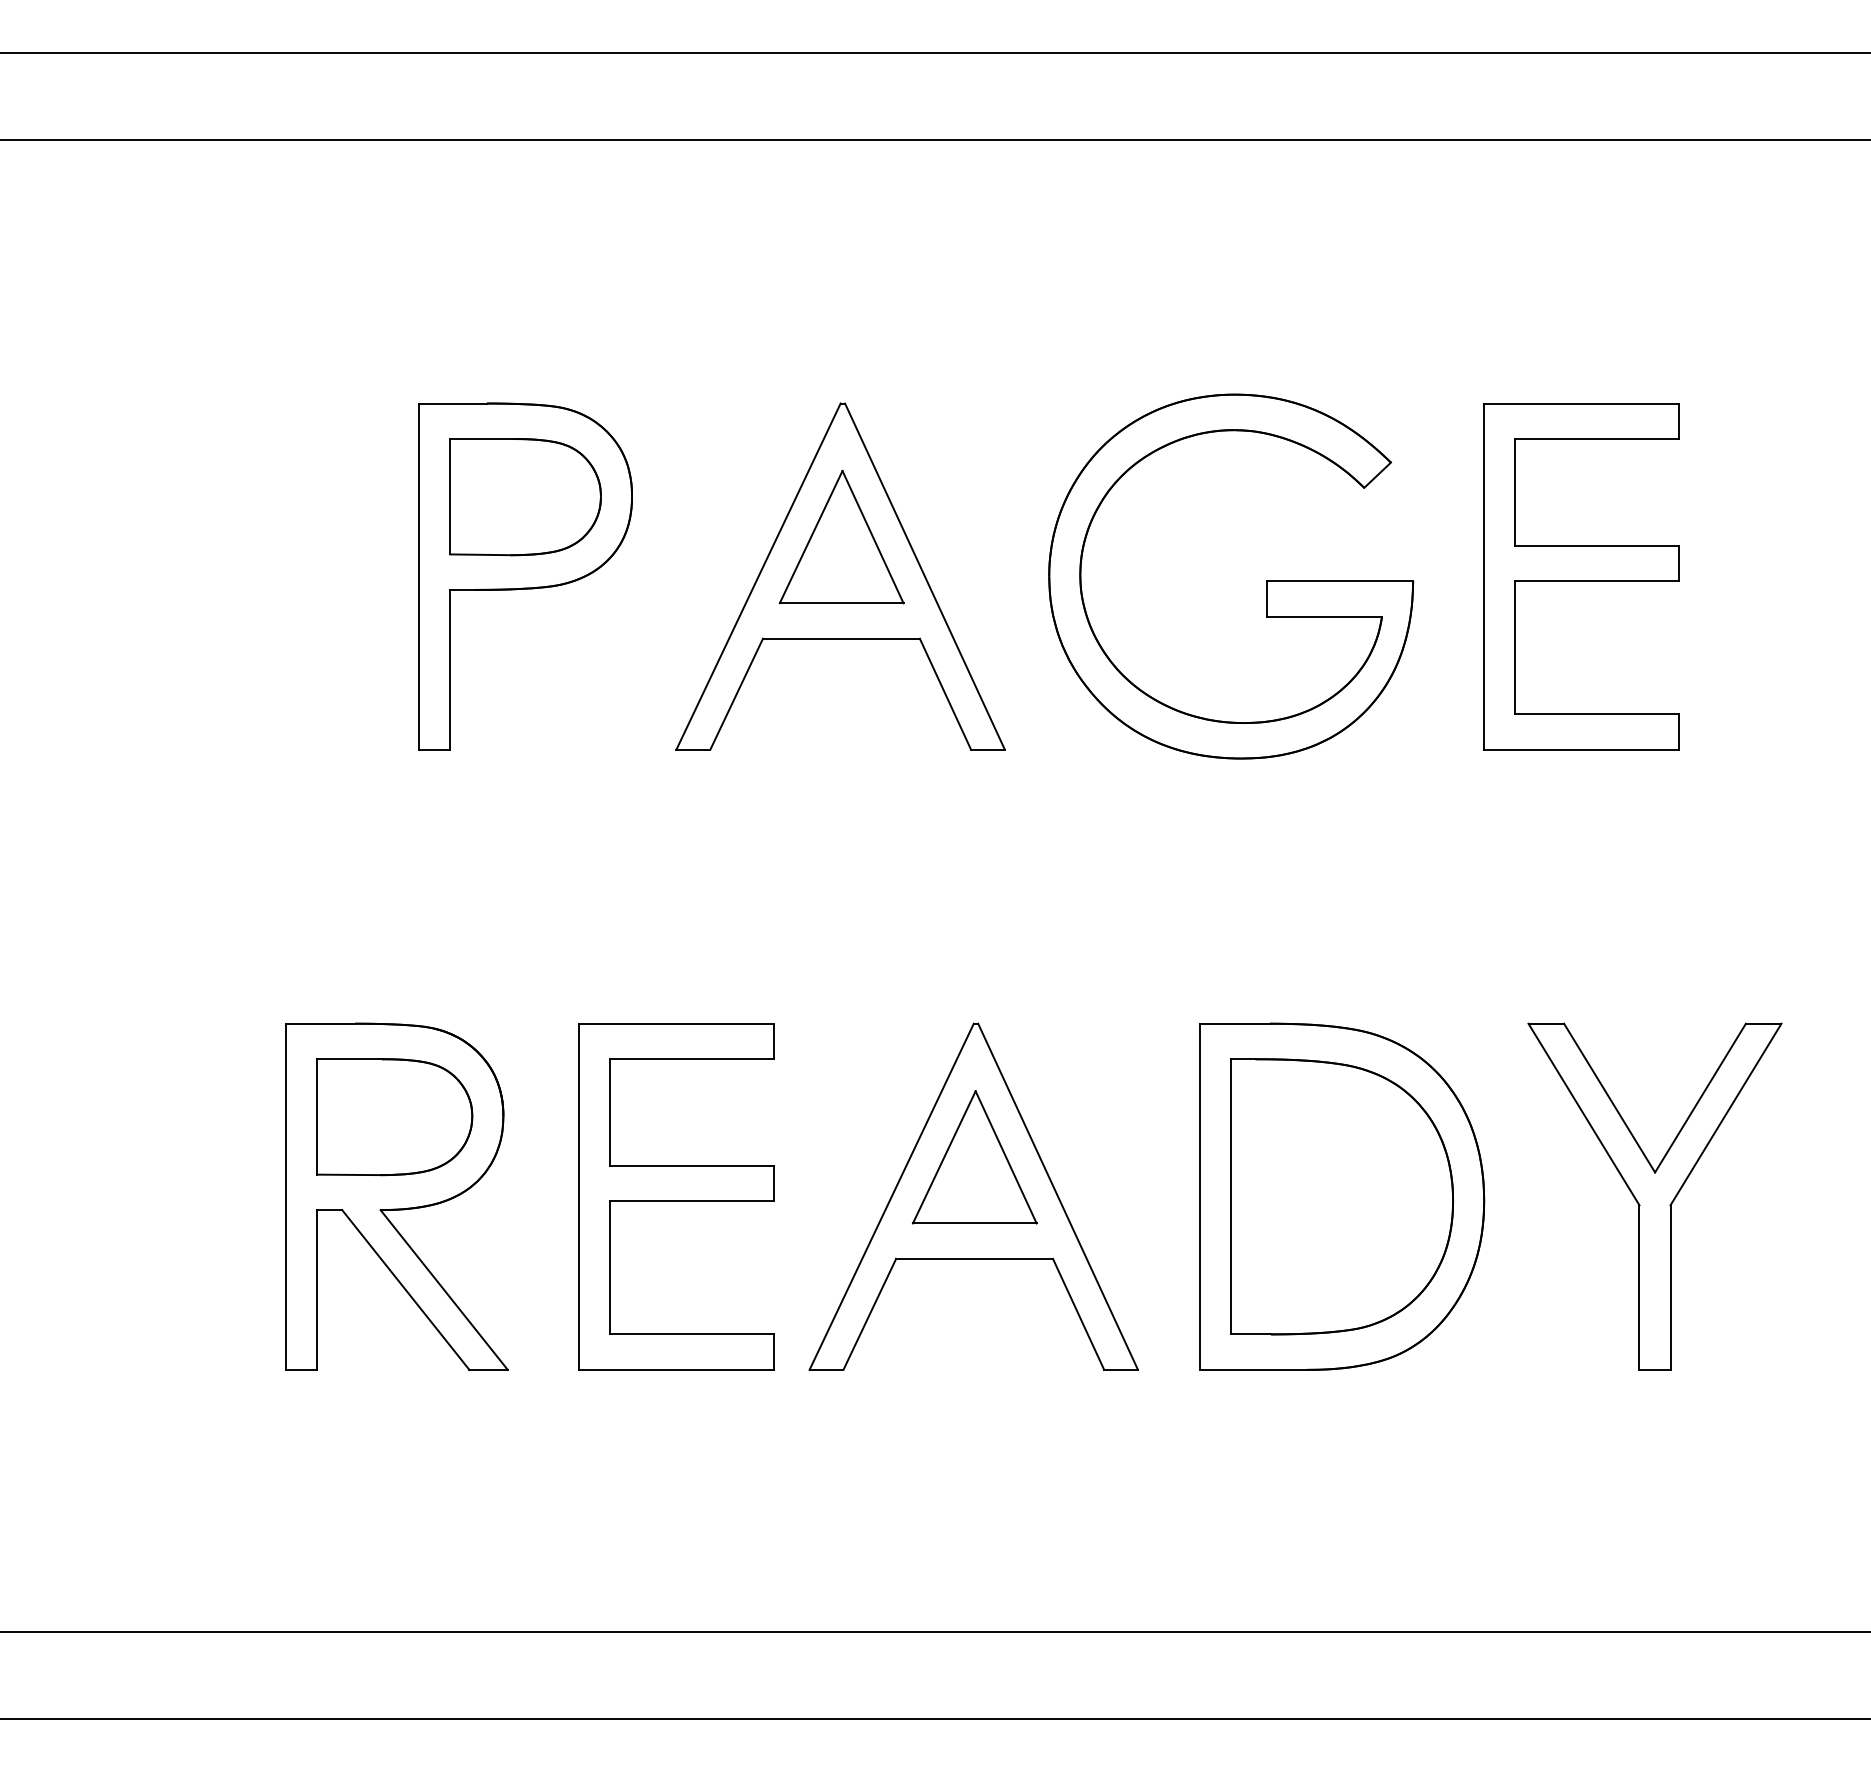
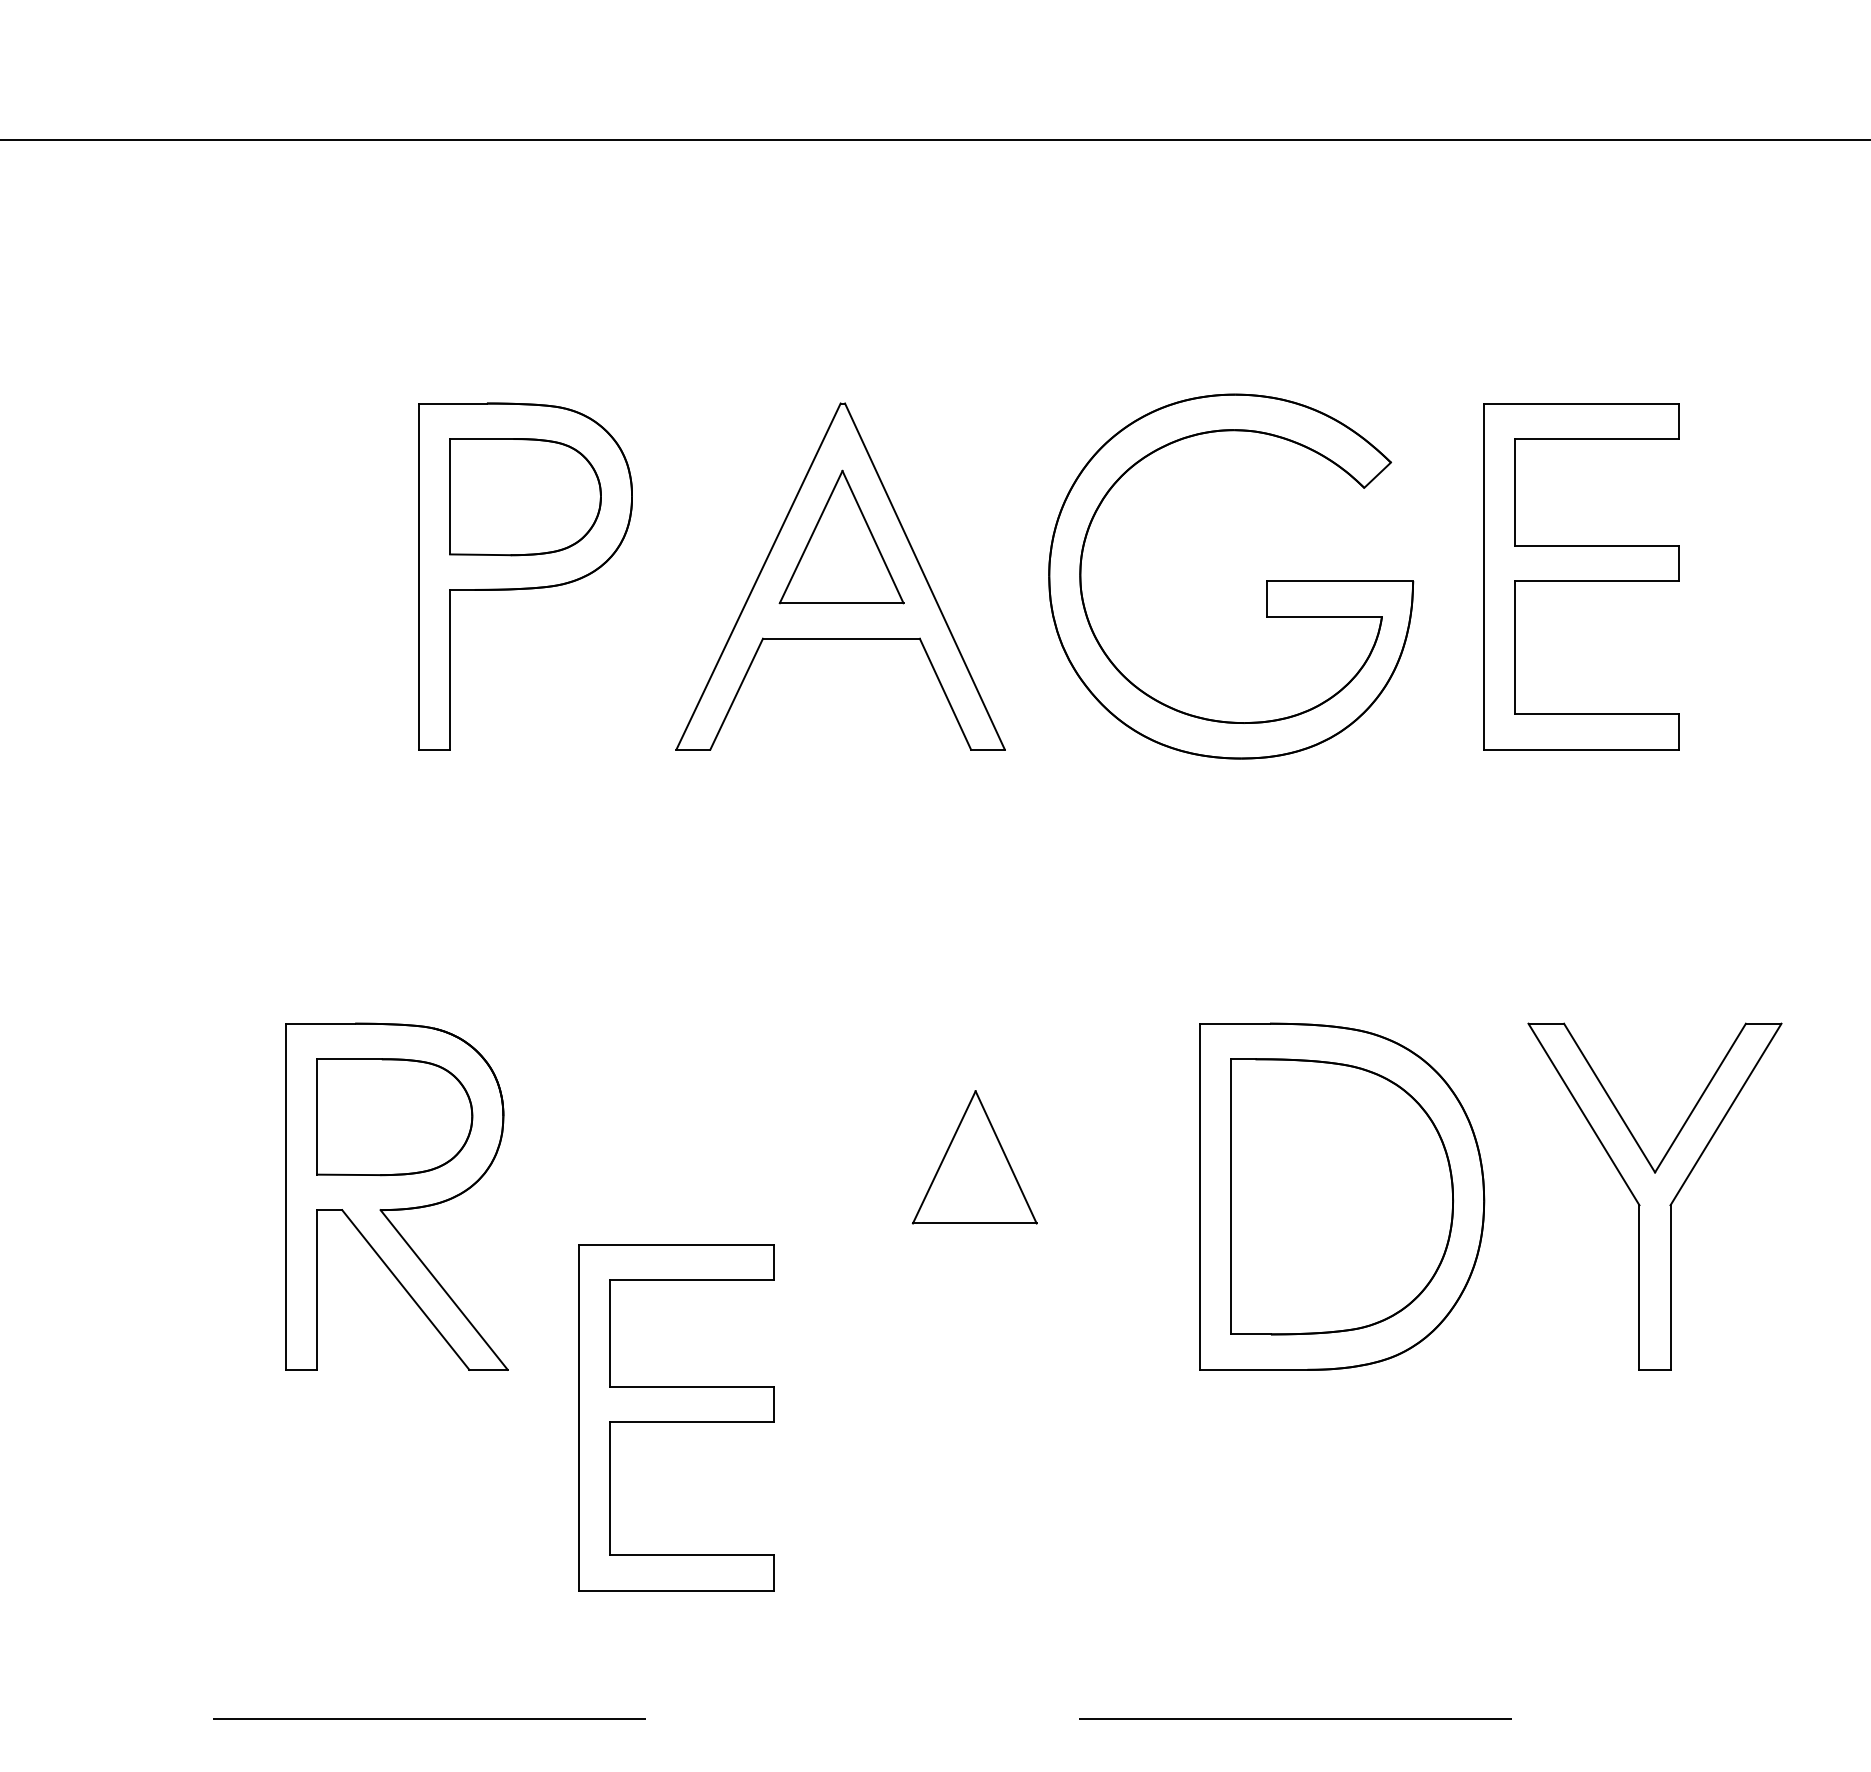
line: present -> none (934, 53)
part position: (676, 1196) -> (676, 1417) (676, 1417)
part: present -> none (973, 1196)
line: present -> none (934, 1632)
line: solid -> dashed (935, 1718)
